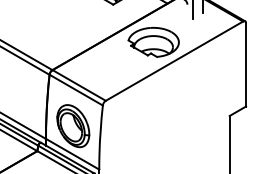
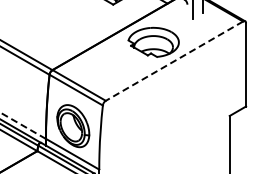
line: solid -> dashed (174, 61)
line: solid -> dashed (22, 125)
